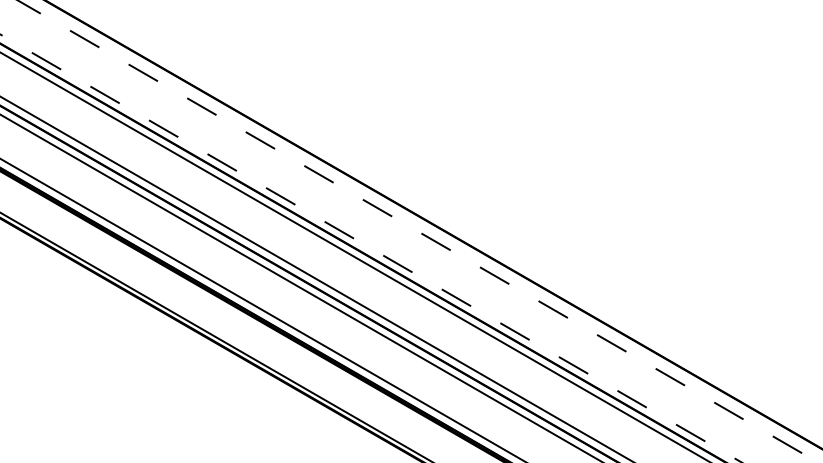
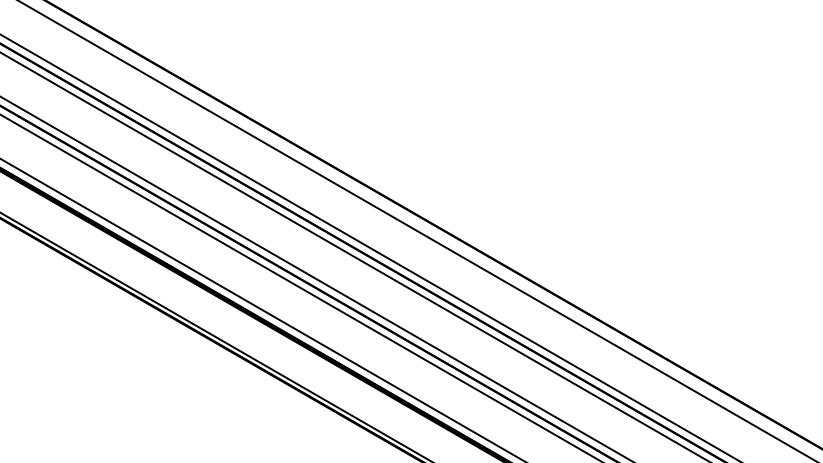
line: dashed -> solid (417, 231)
line: dashed -> solid (371, 249)
